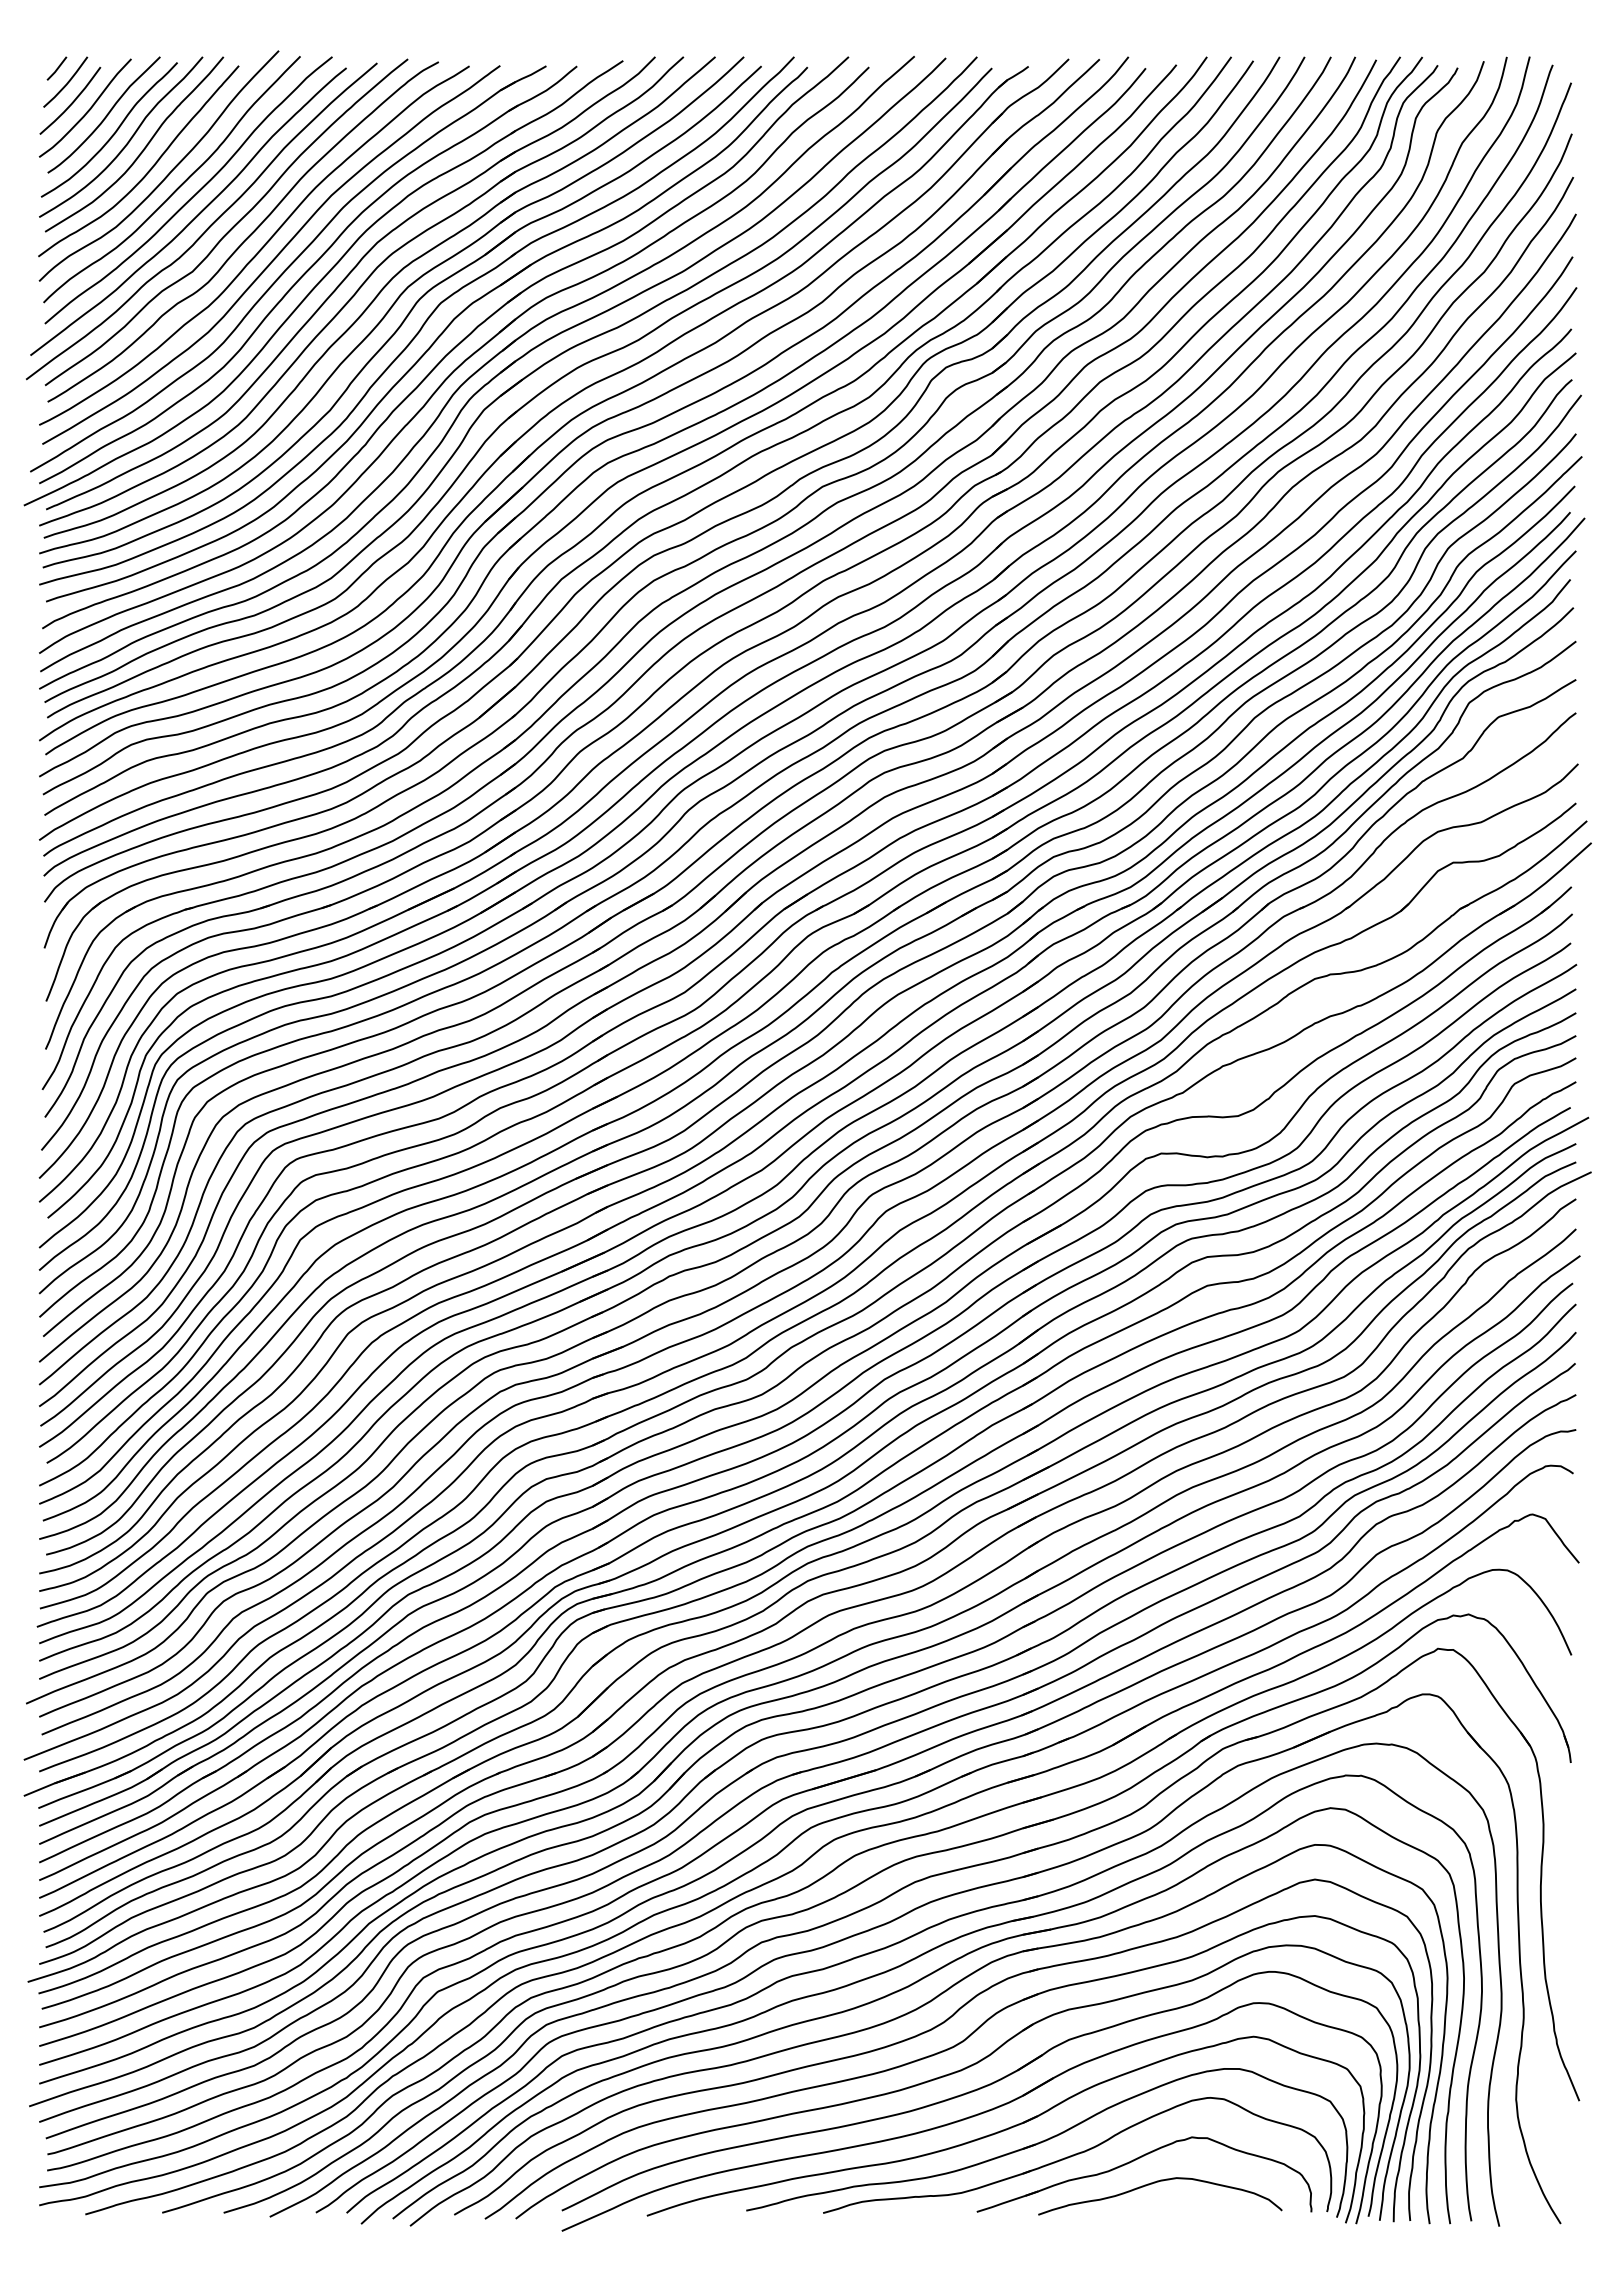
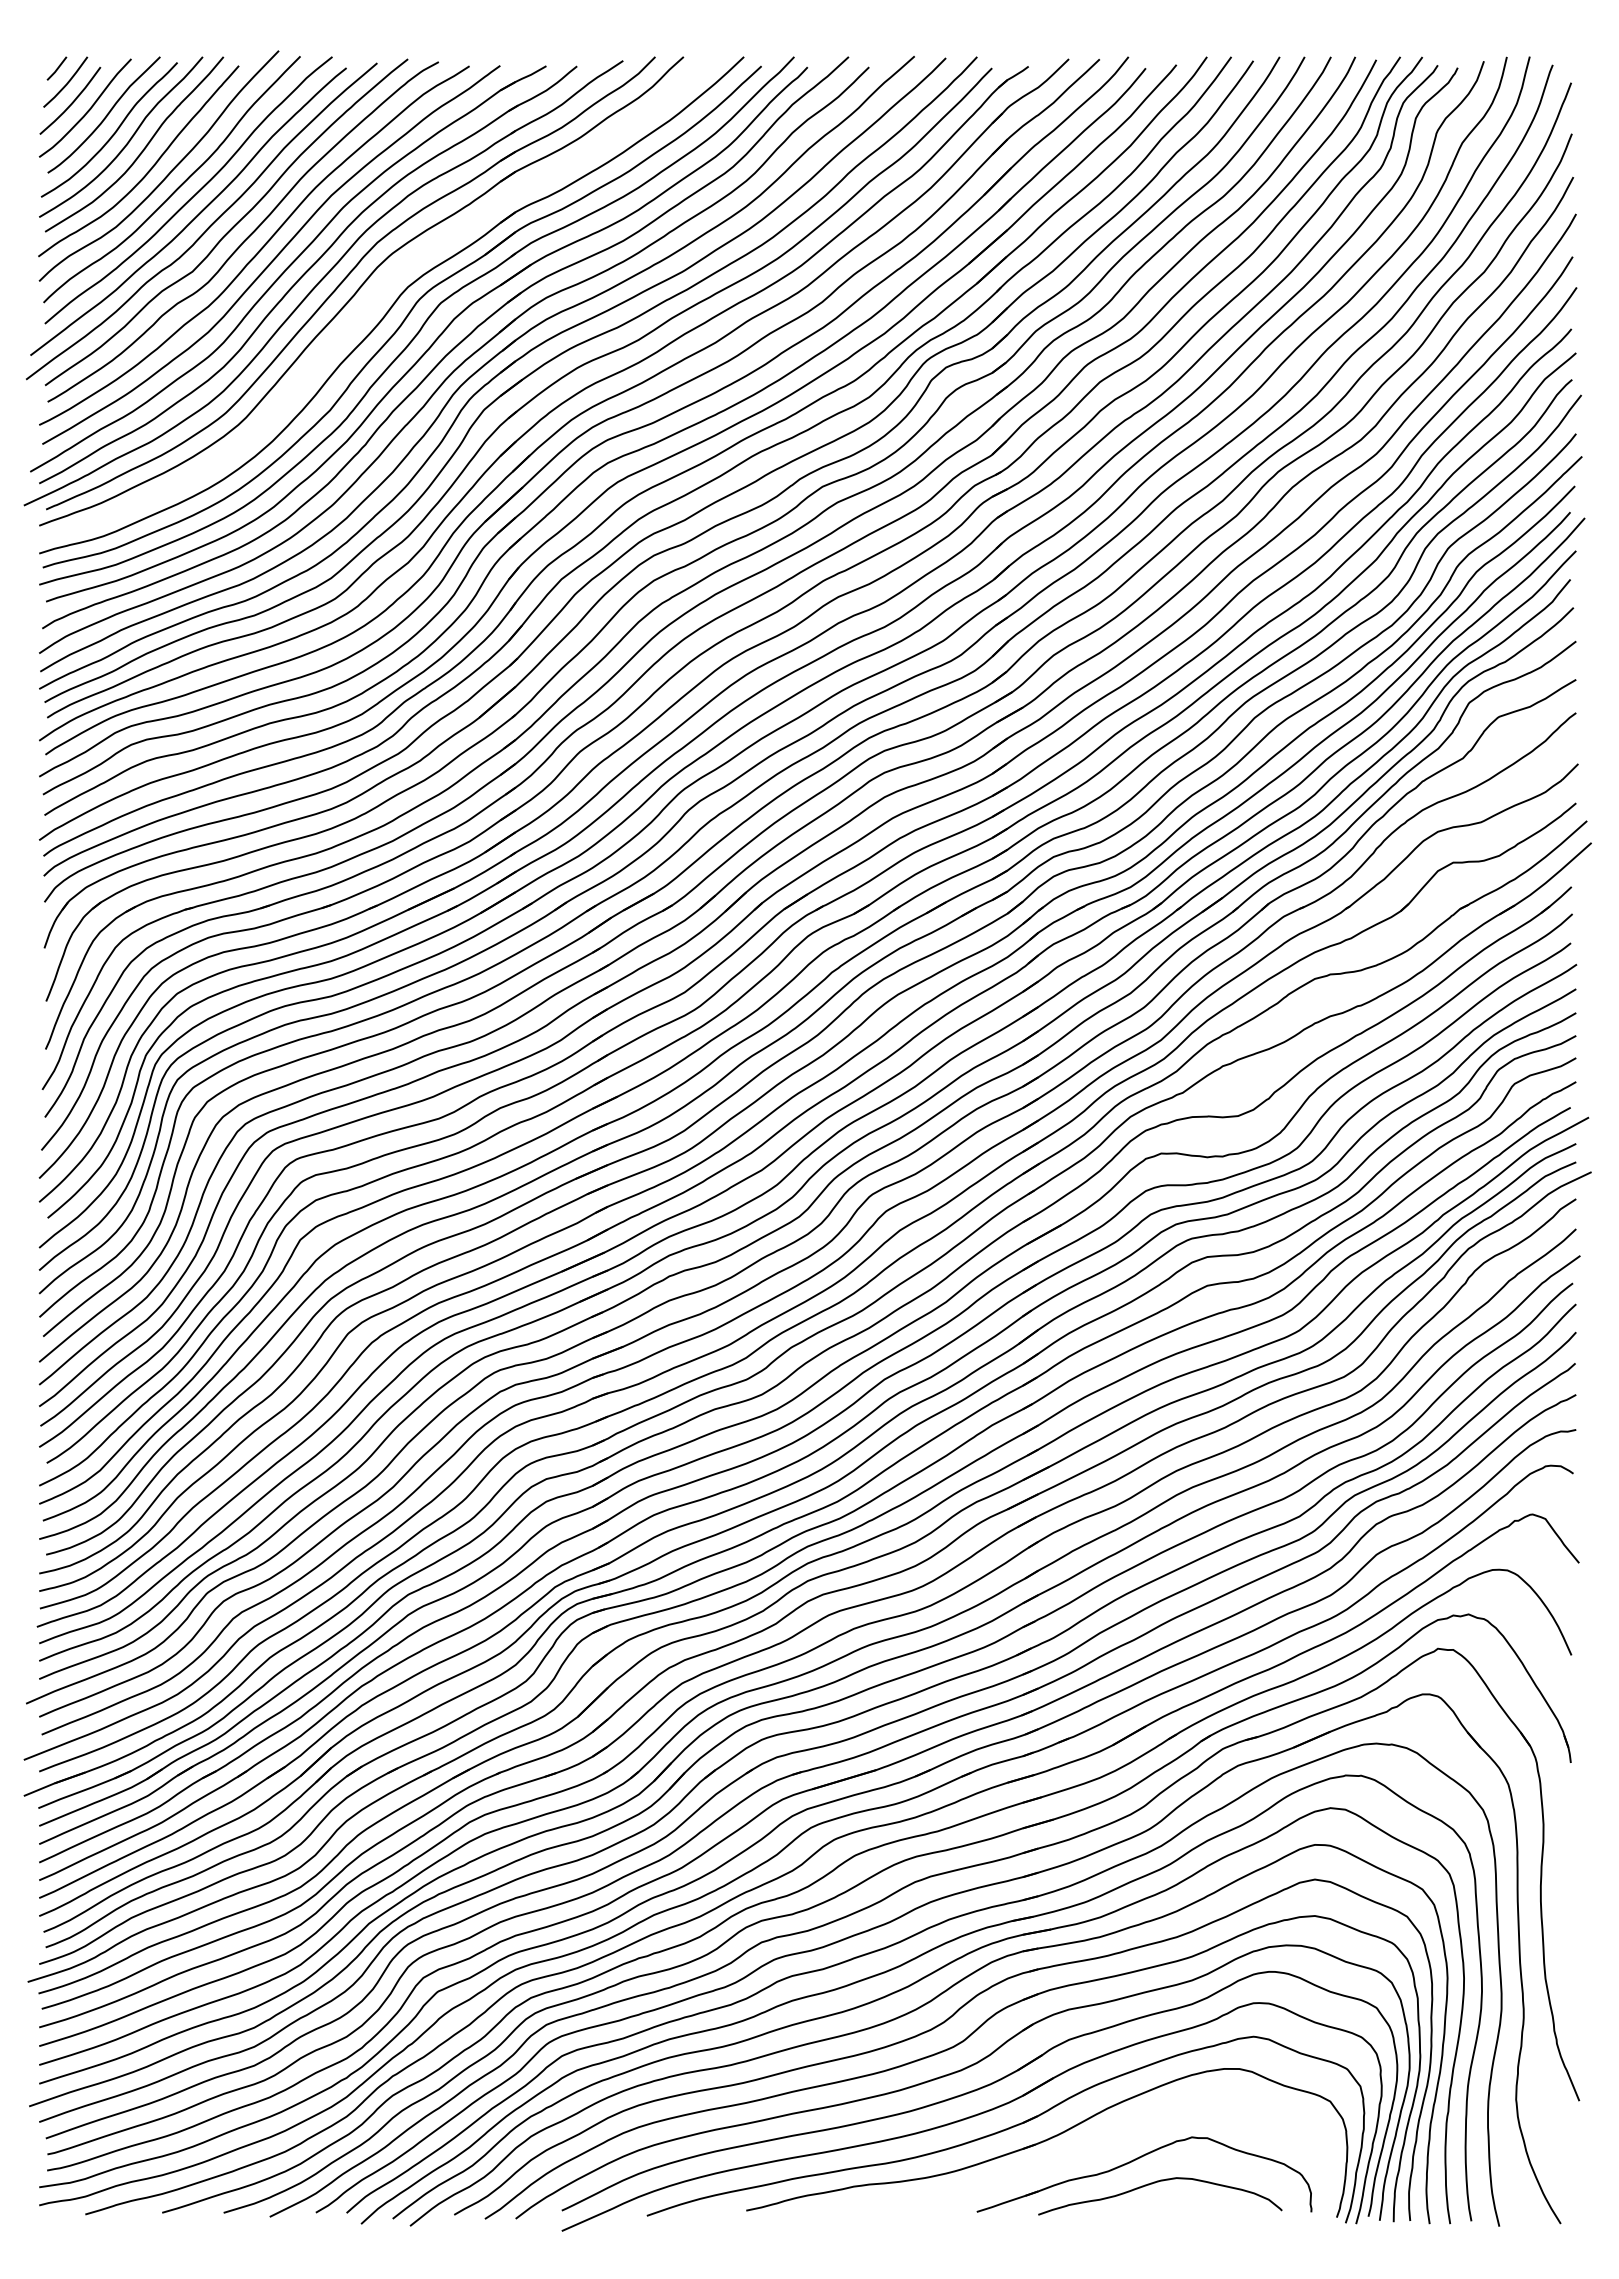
part: present -> none (379, 297)
part: present -> none (1077, 2155)
